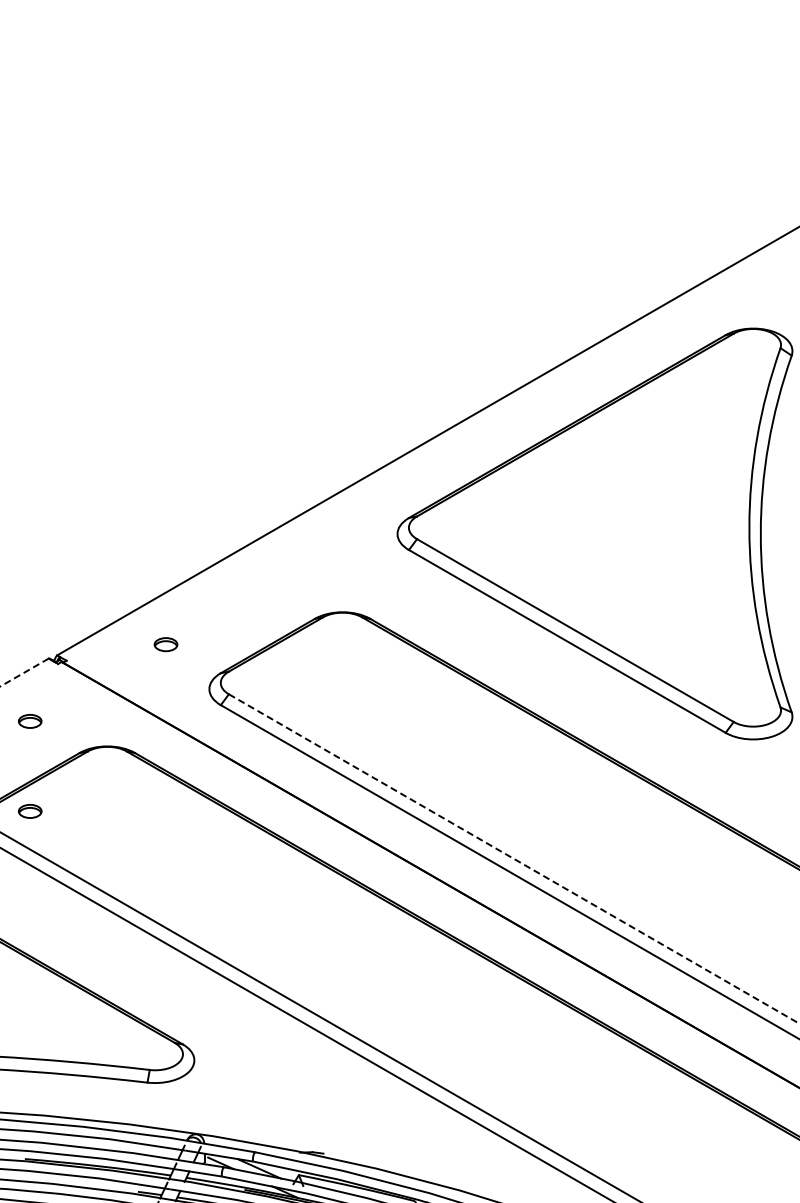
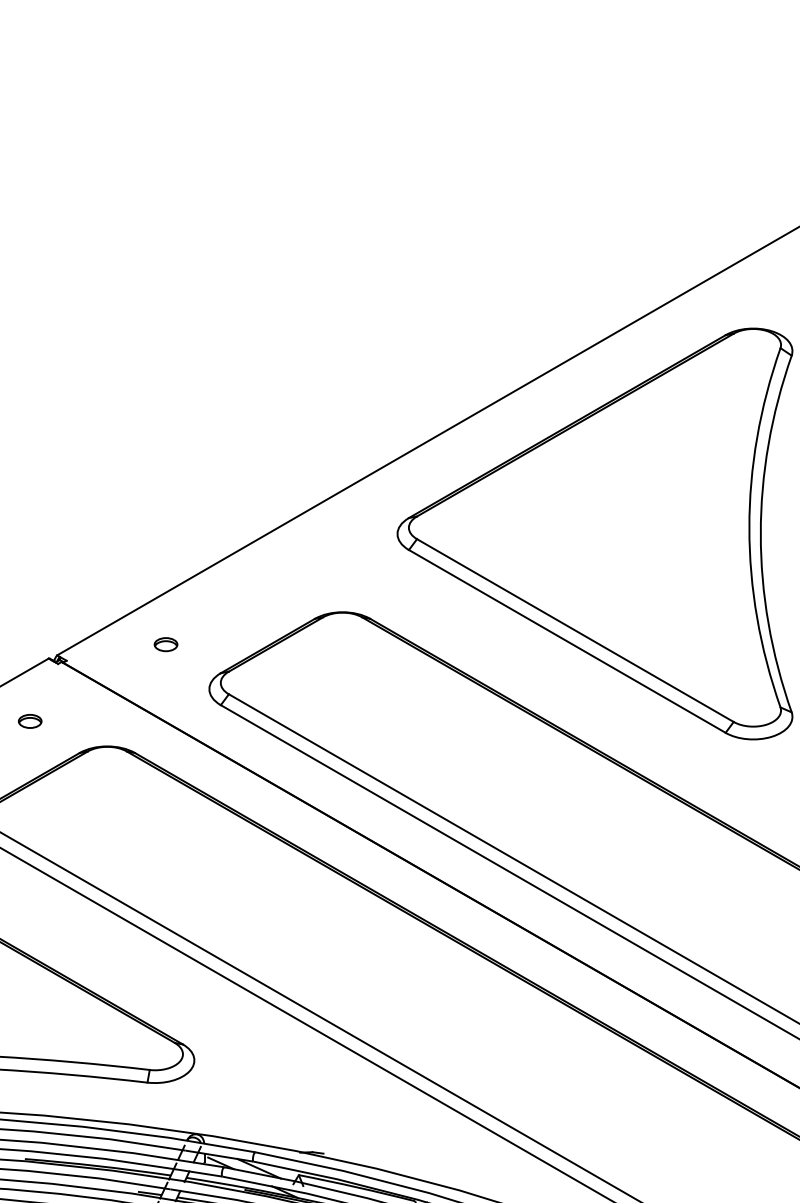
line: dashed -> solid (24, 672)
part: present -> none (29, 811)
line: dashed -> solid (514, 859)
